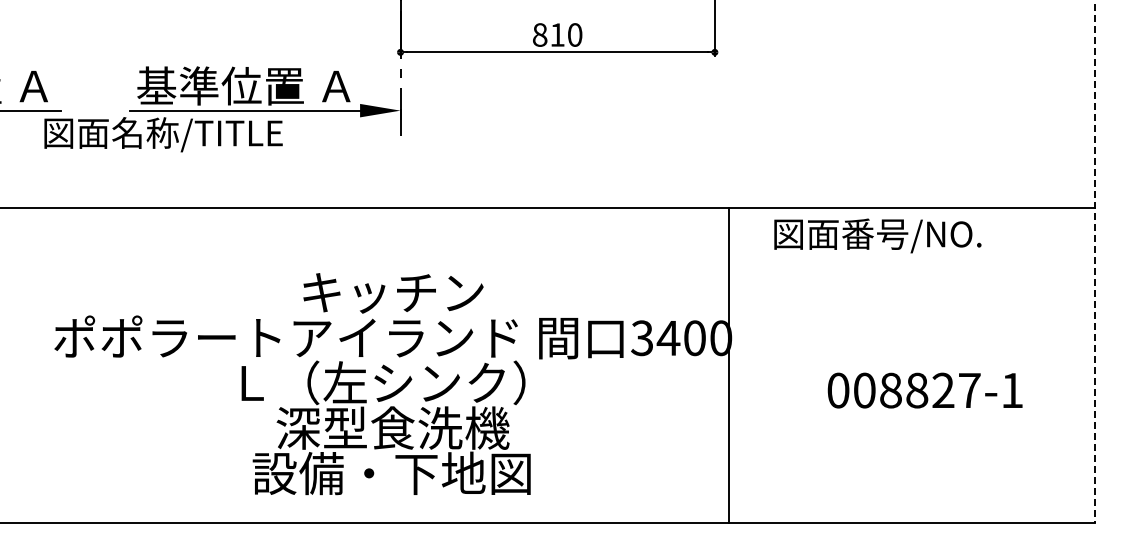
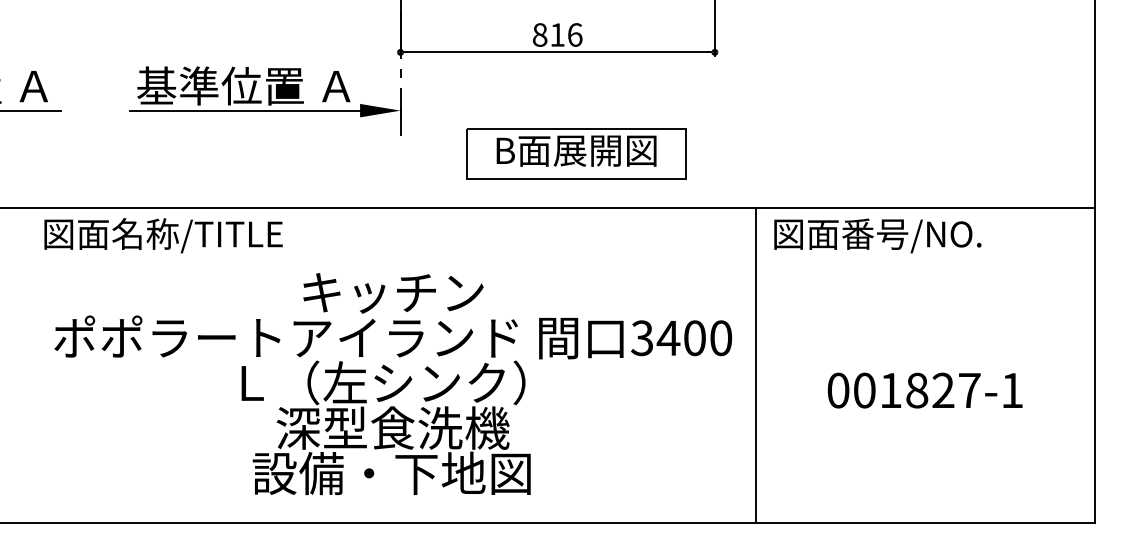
text: 810 -> 816 (575, 34)
text position: (163, 134) -> (163, 235) (163, 235)
part: none -> present (576, 153)
line: dashed -> solid (1095, 261)
line position: (728, 365) -> (755, 365) (755, 365)
text: 008827-1 -> 001827-1 (890, 390)
